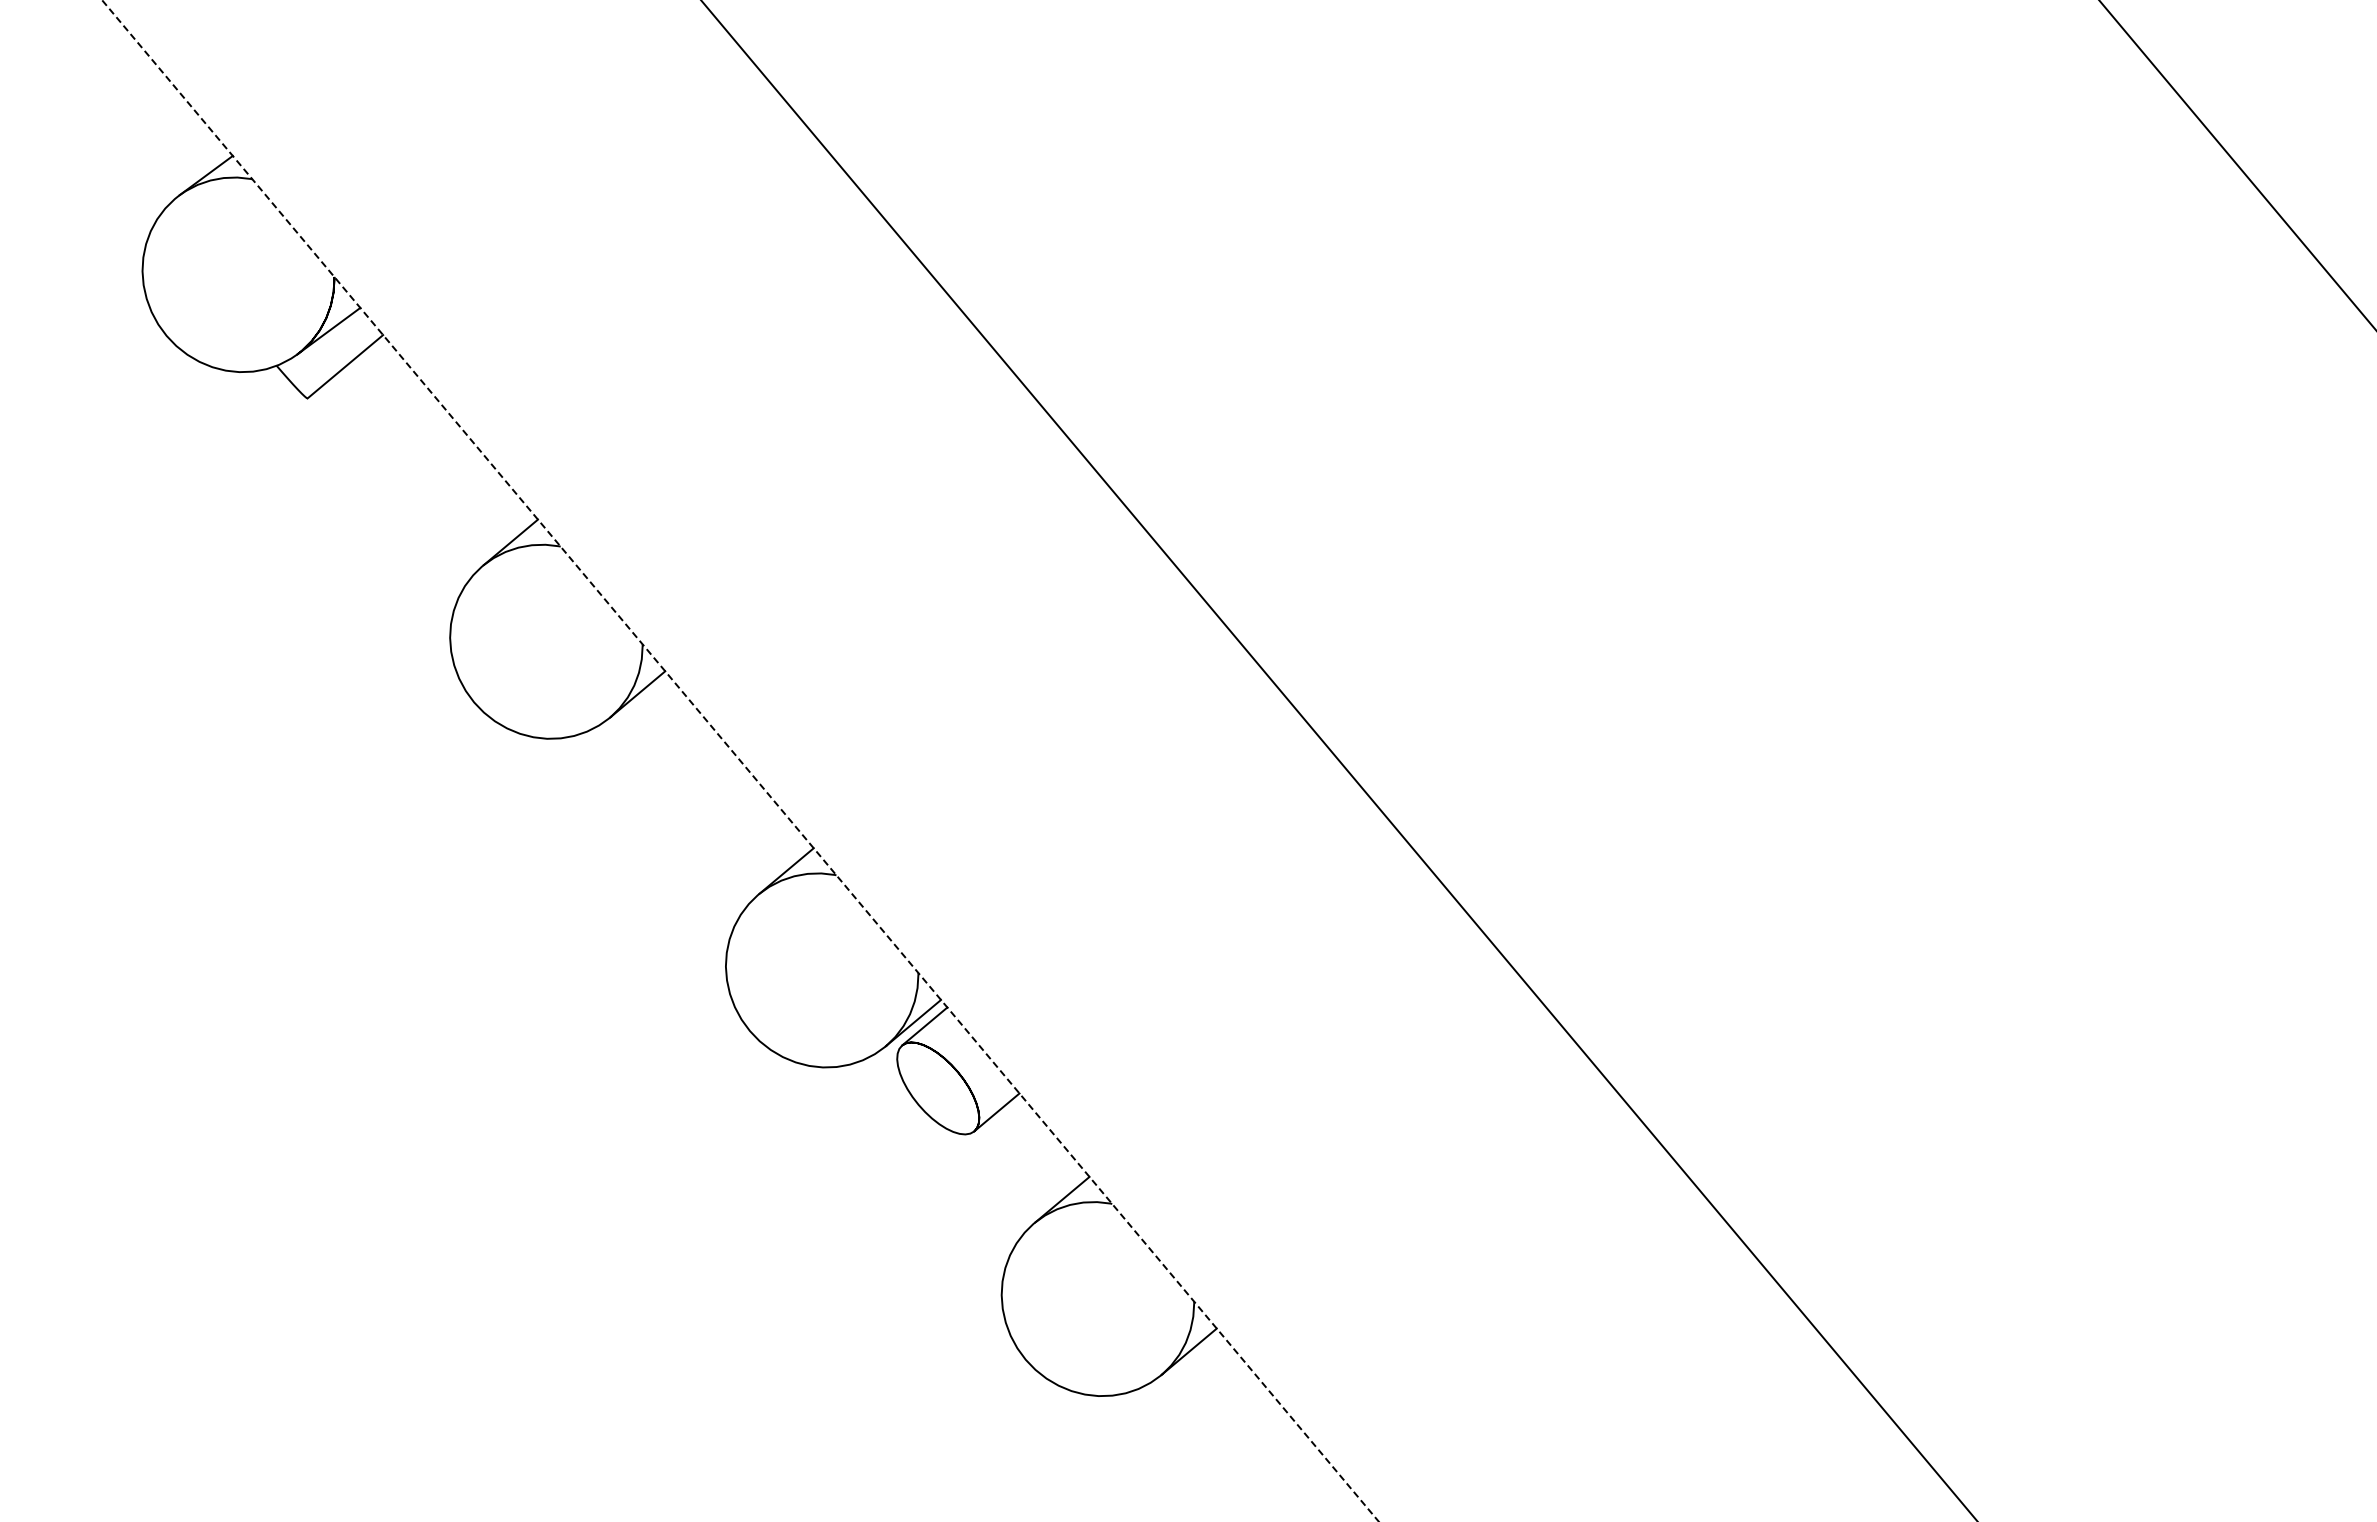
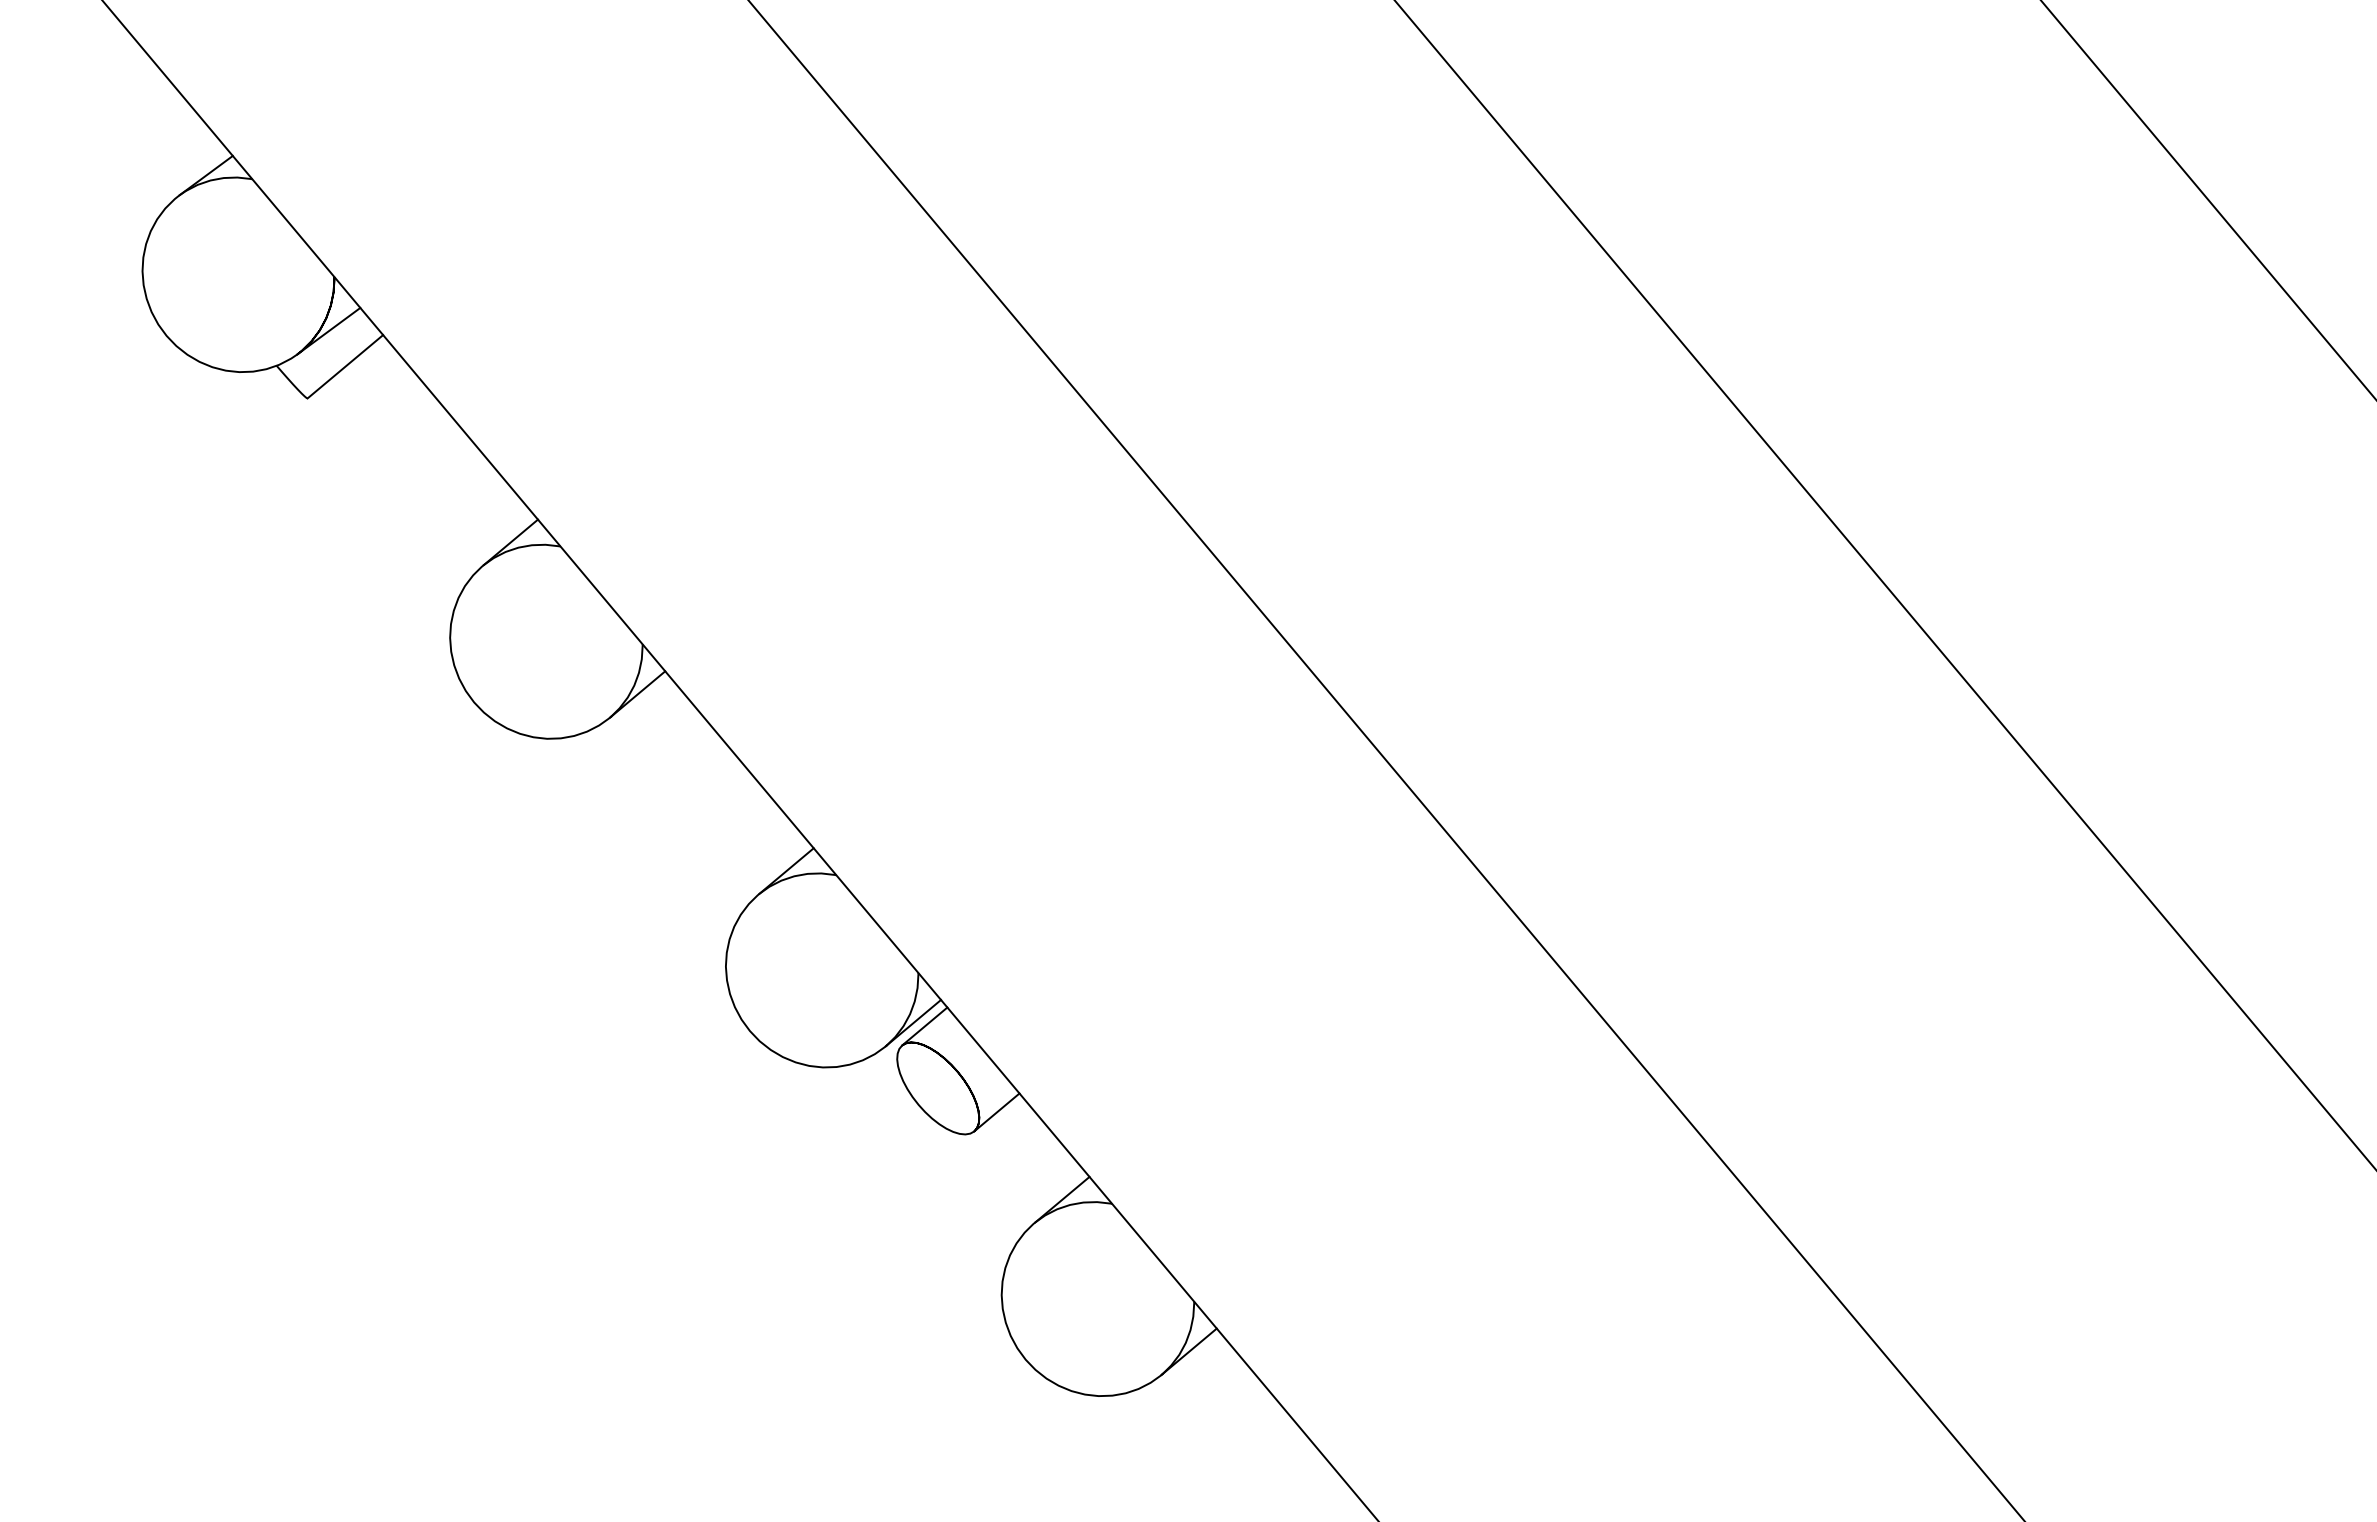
line position: (2237, 164) -> (2207, 199) (2207, 199)
line: none -> present (1884, 584)
line: dashed -> solid (740, 760)
line position: (1338, 760) -> (1386, 760) (1386, 760)
